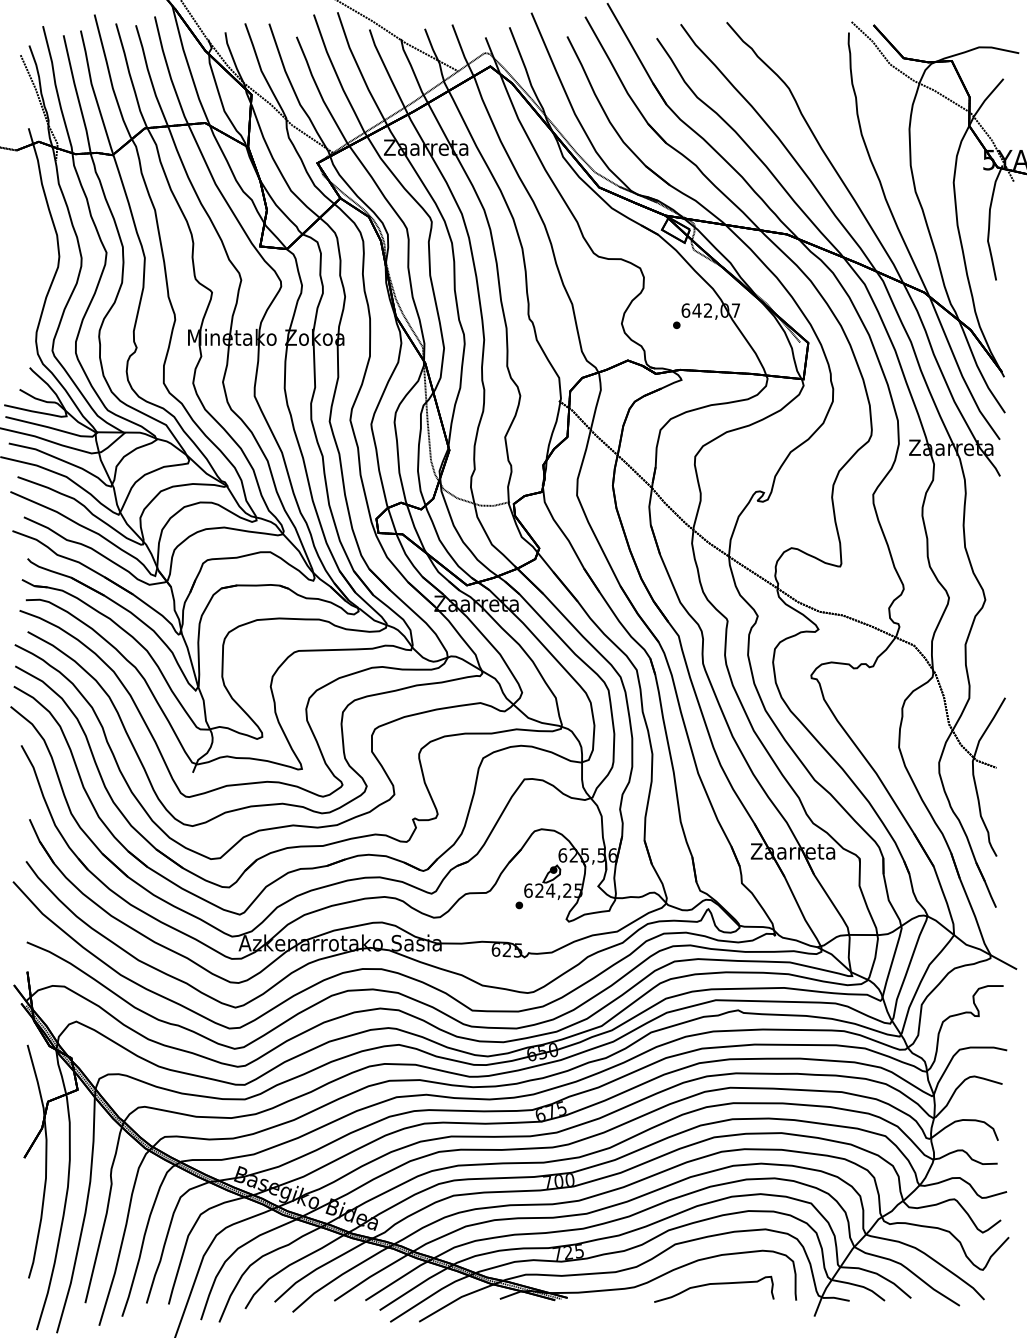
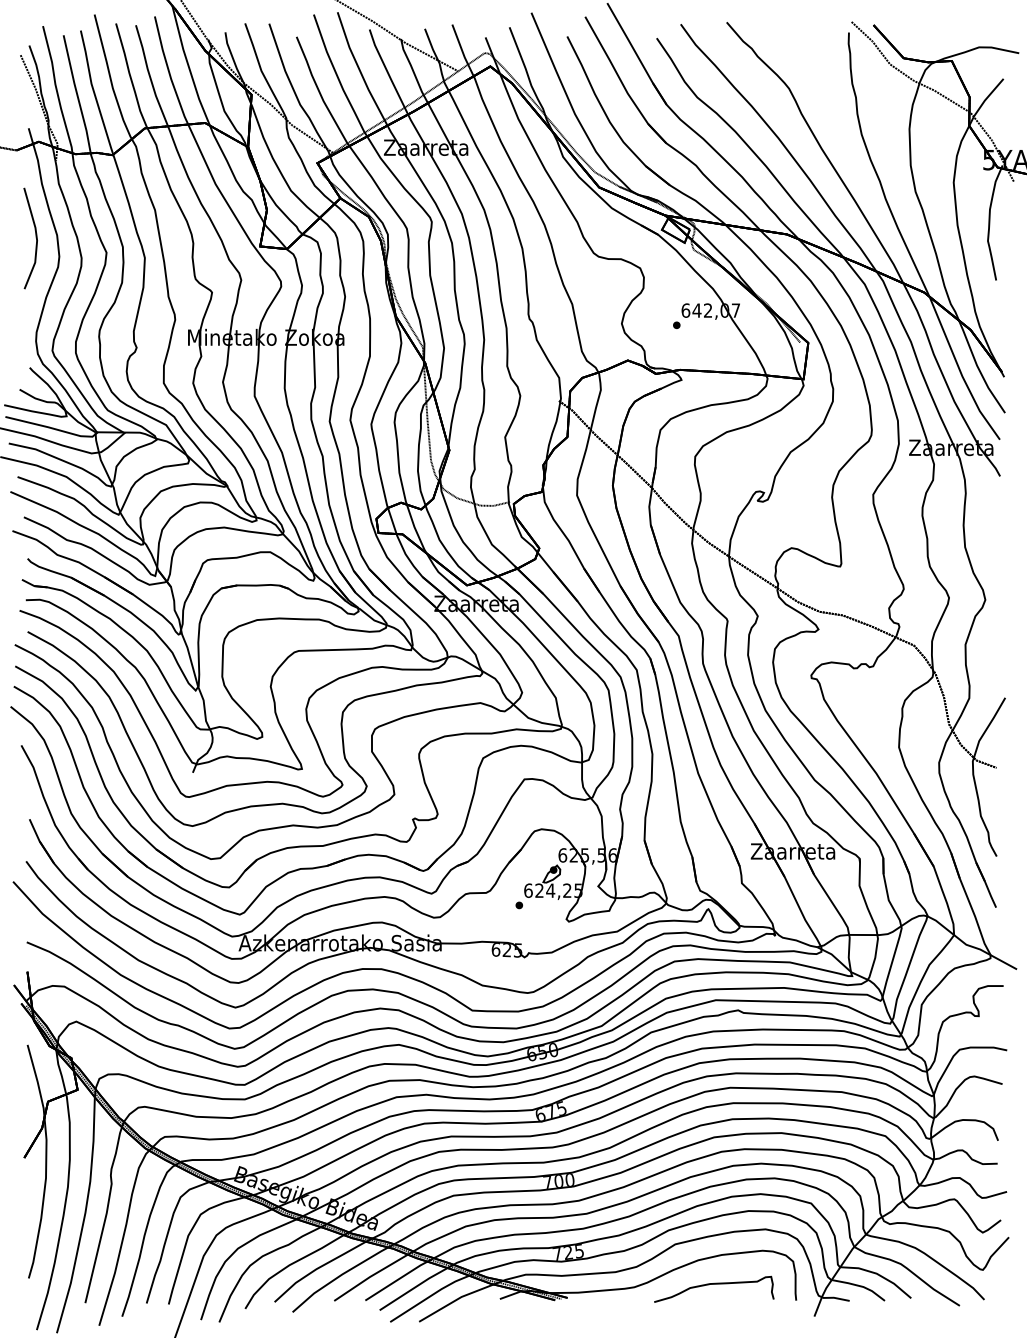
line: none -> present (35, 237)
